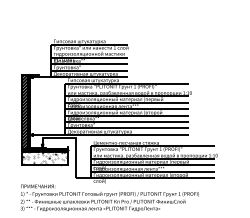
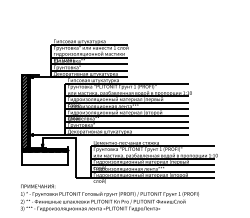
hatch: present -> none (44, 157)
